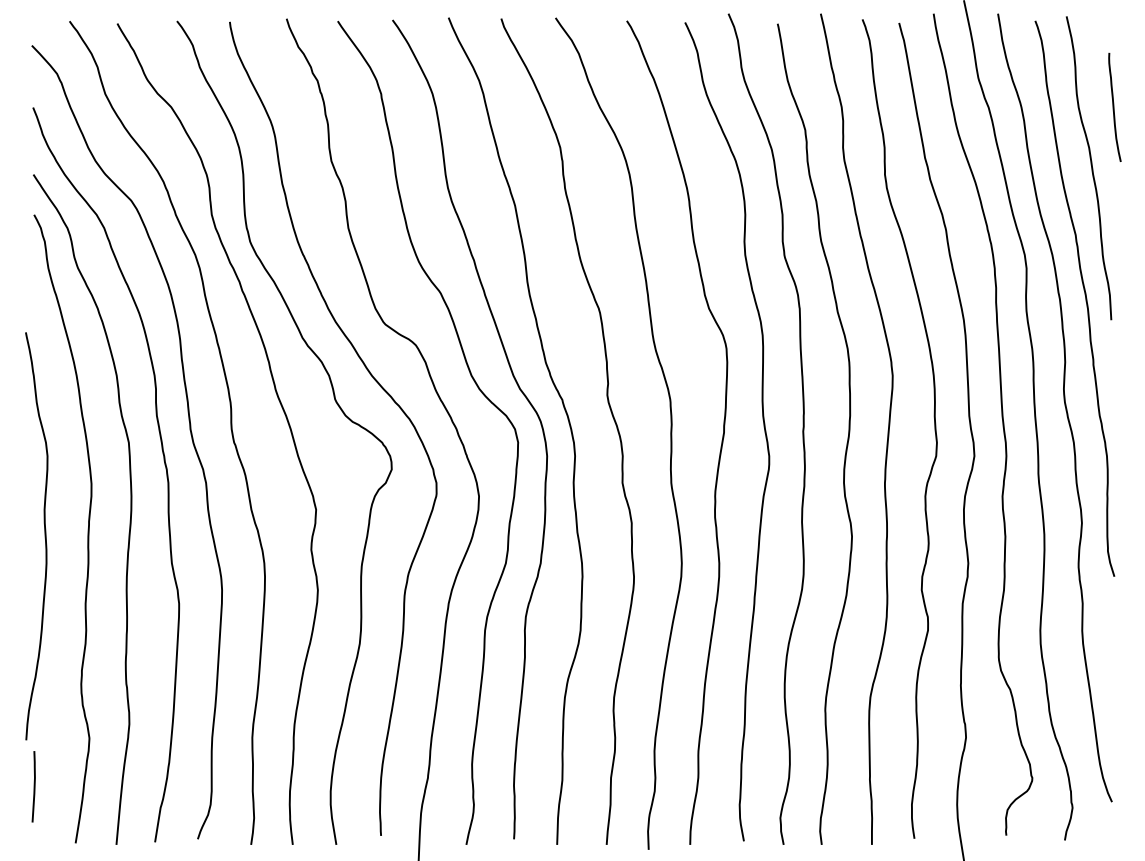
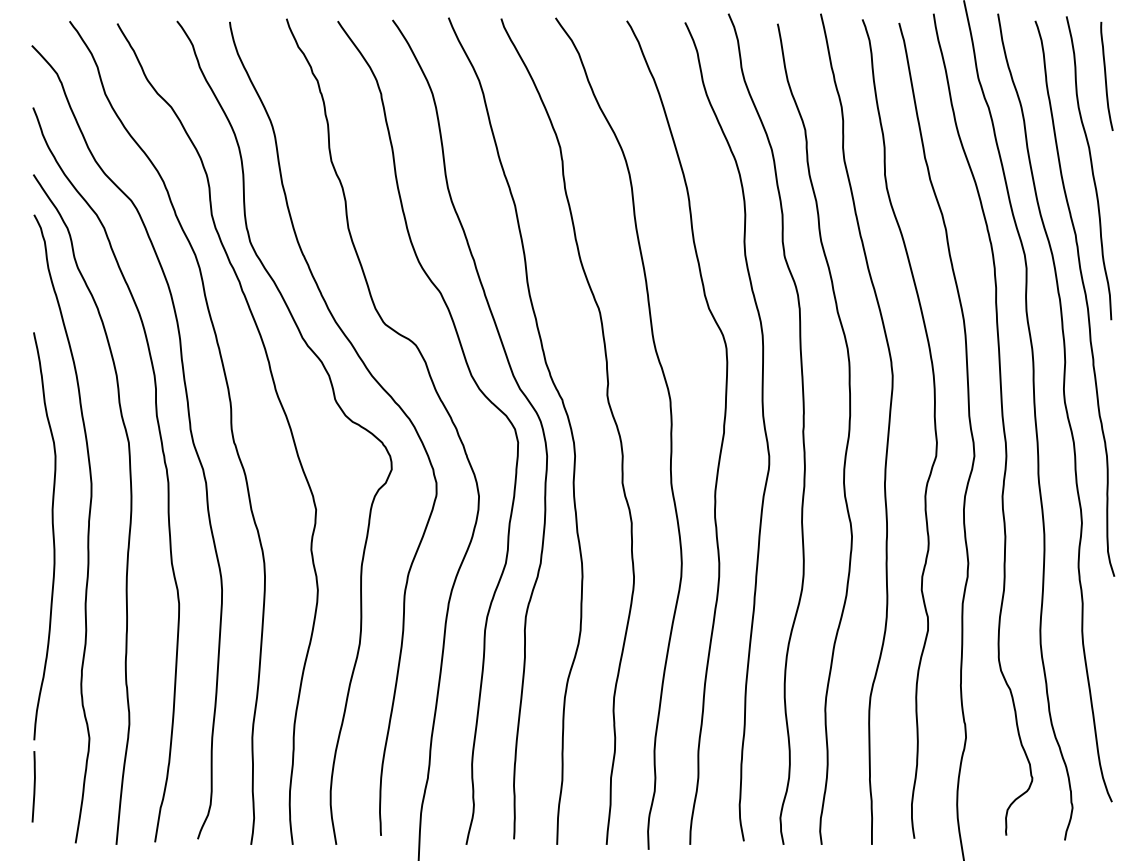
curve position: (1114, 106) -> (1106, 75) (1106, 75)
curve position: (44, 536) -> (52, 536) (52, 536)
